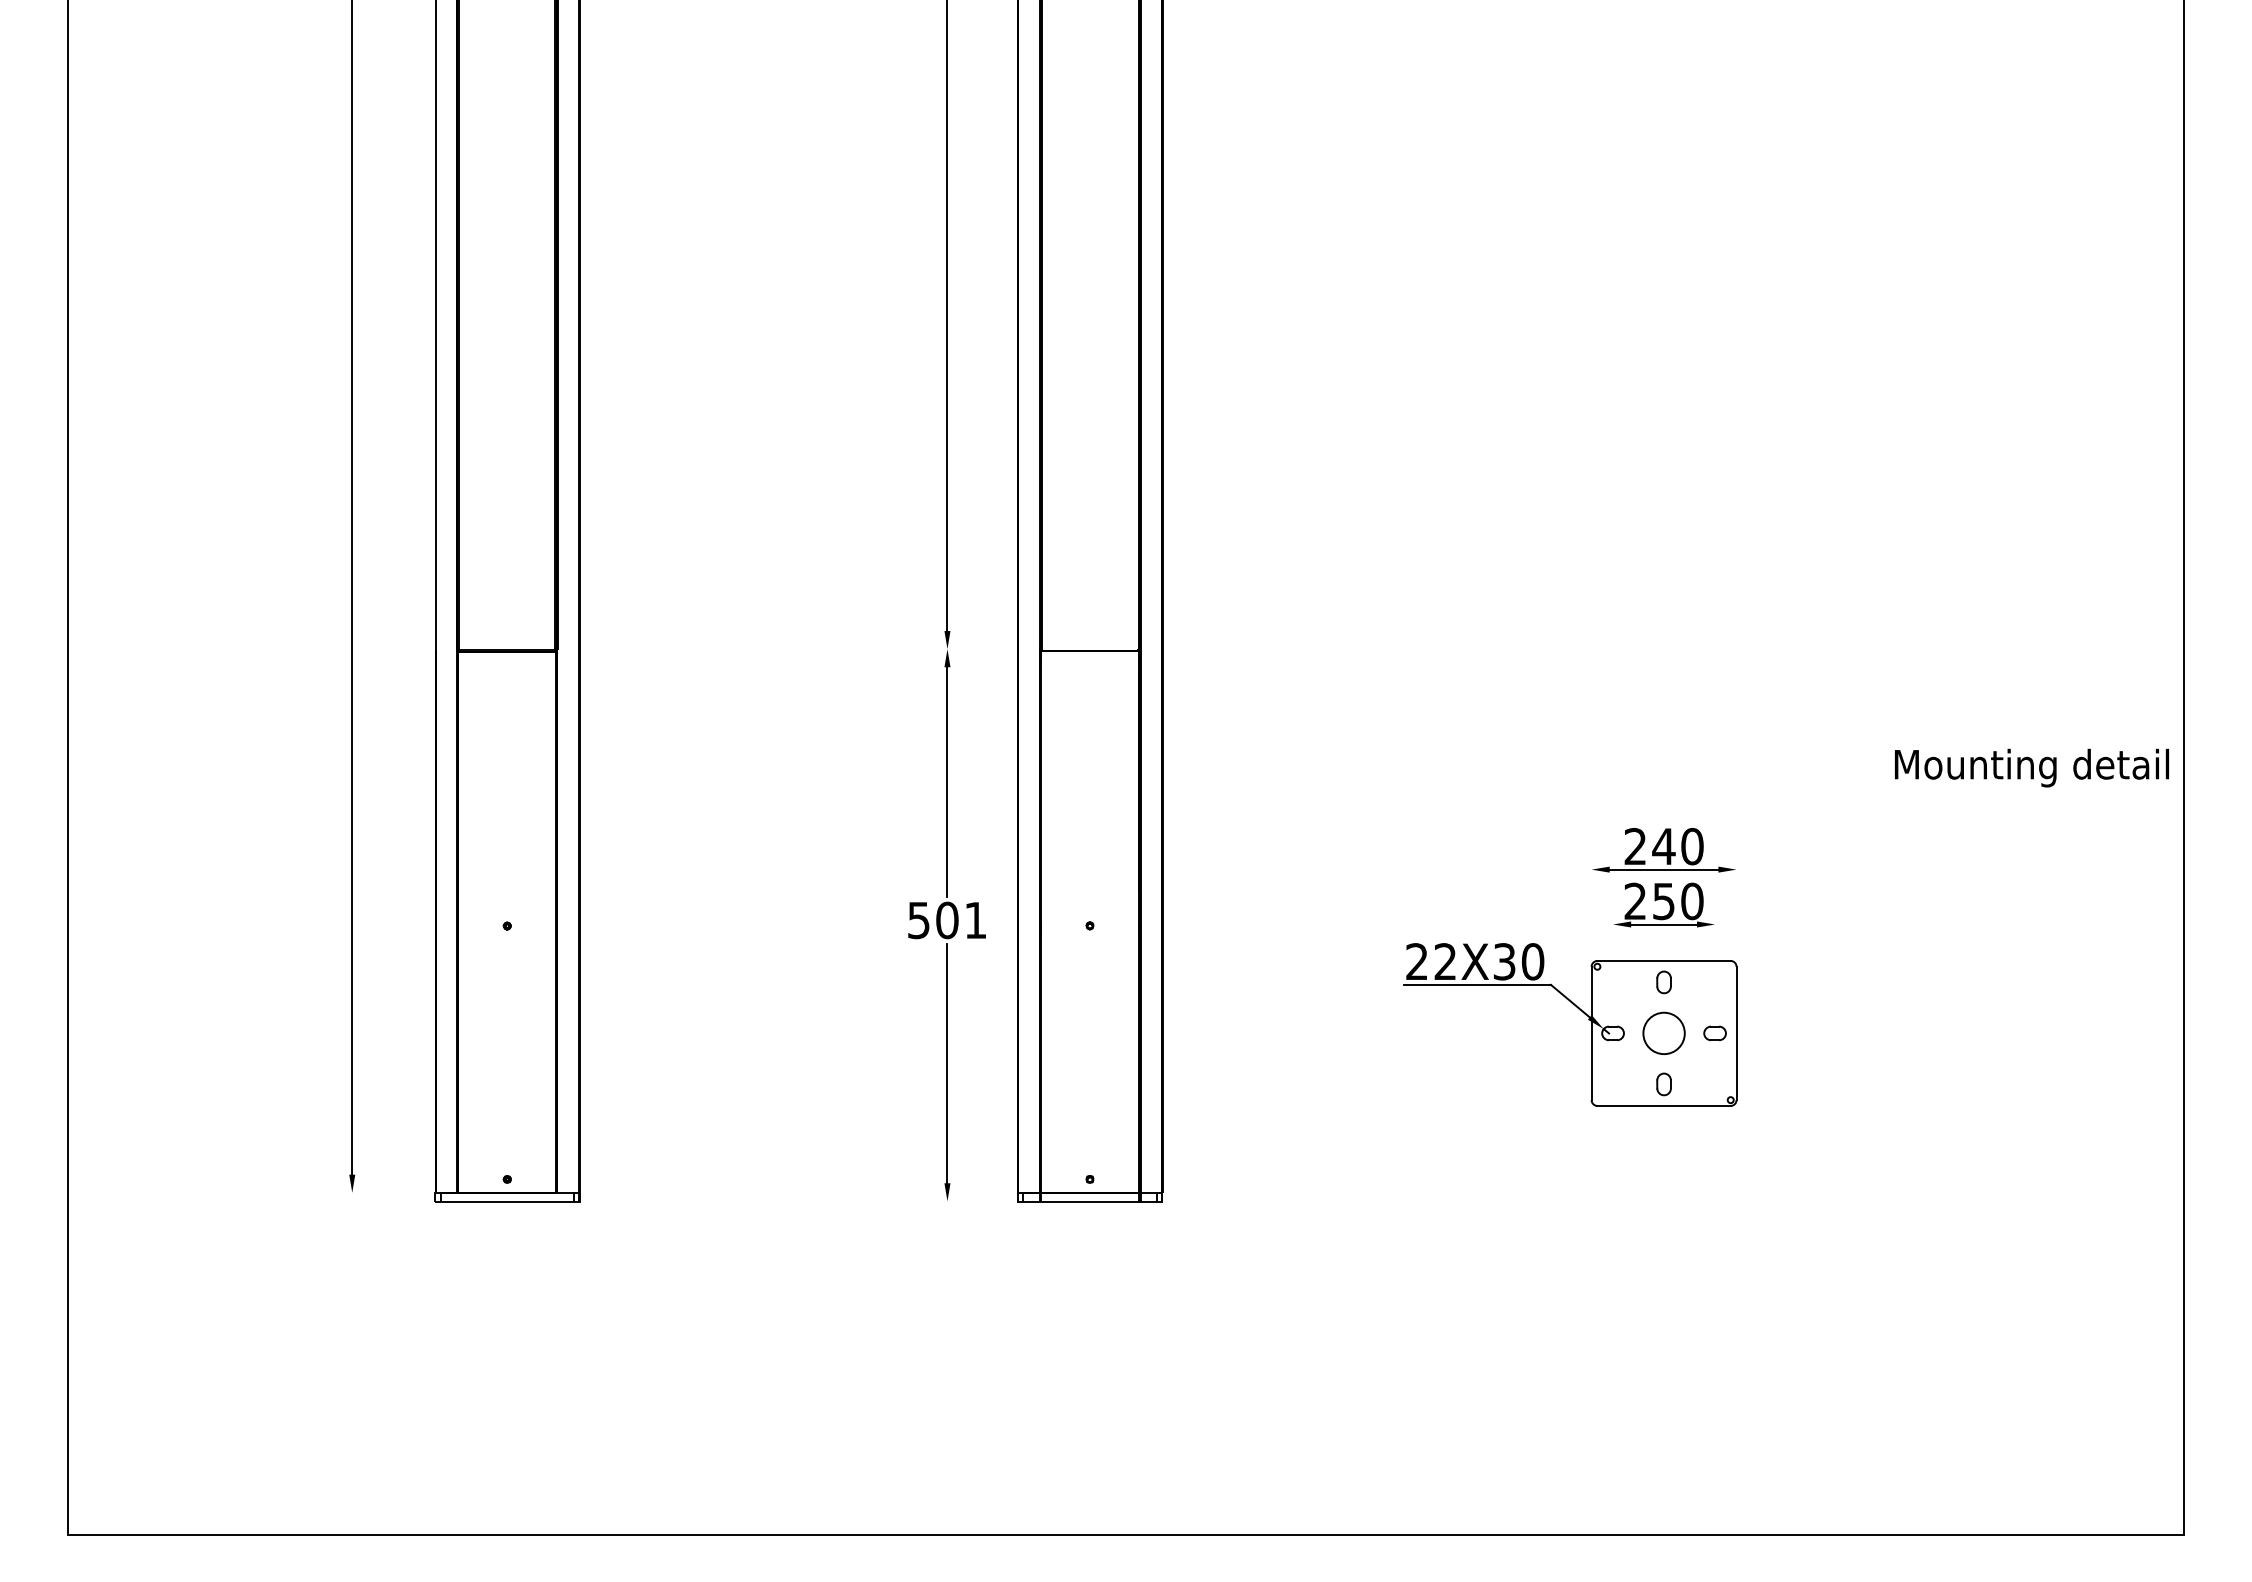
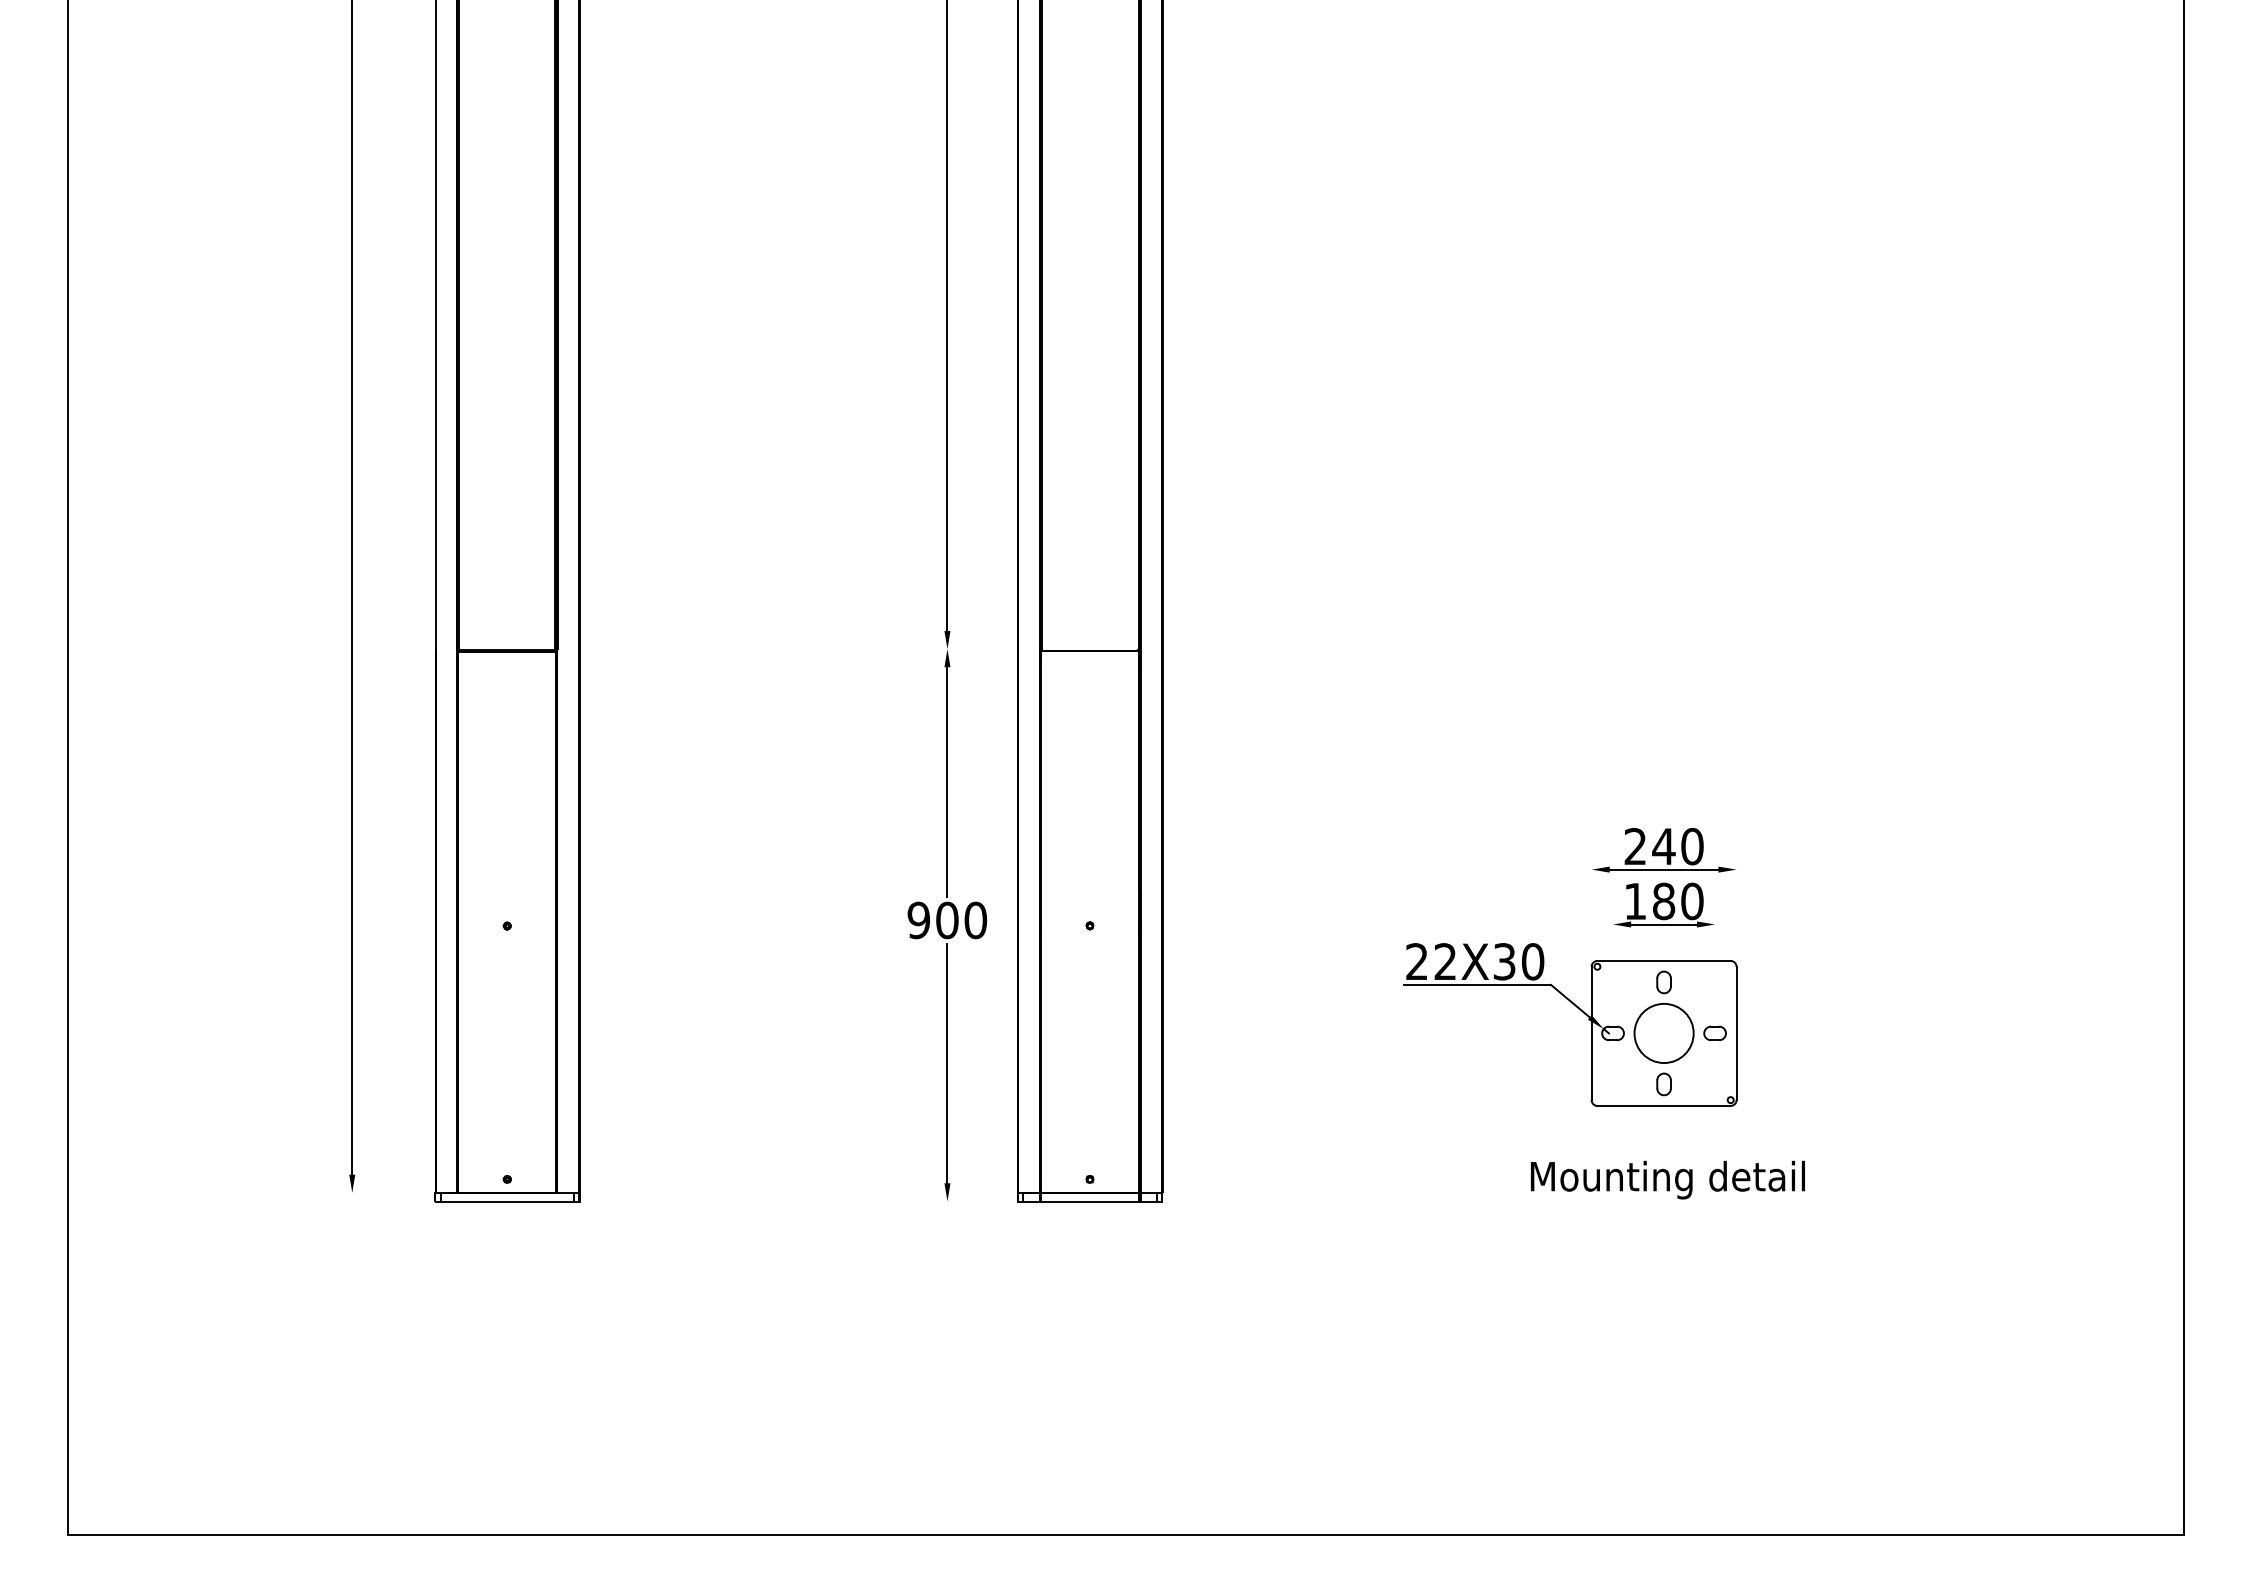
text position: (2031, 767) -> (1667, 1179) (1667, 1179)
text: 250 -> 180 (1649, 901)
text: 501 -> 900 (947, 920)
circle diameter: 41 px -> 59 px (1663, 1033)
